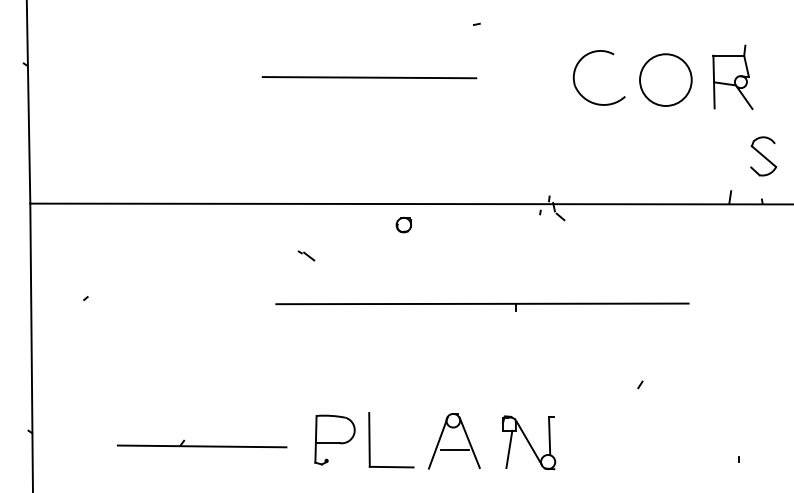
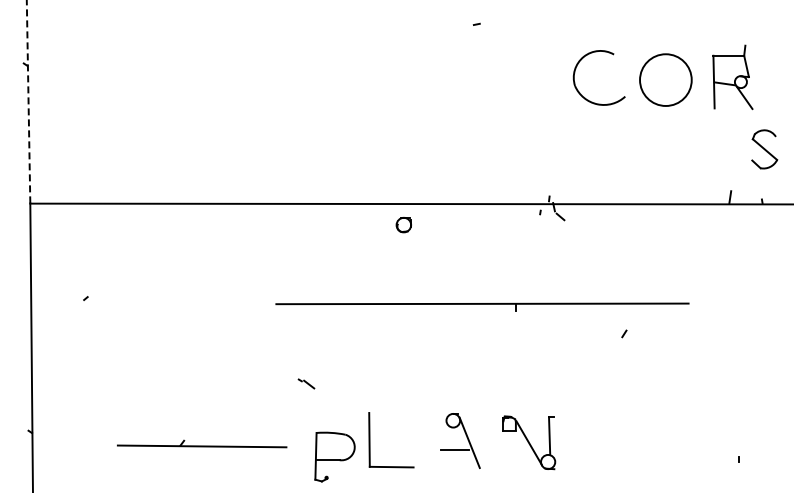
line: present -> none (369, 77)
line: solid -> dashed (28, 102)
part position: (763, 156) -> (764, 149) (764, 149)
part position: (306, 255) -> (306, 383) (306, 383)
line position: (640, 384) -> (624, 333) (624, 333)
part position: (334, 439) -> (334, 456) (334, 456)
line: present -> none (437, 442)
line: present -> none (509, 449)
